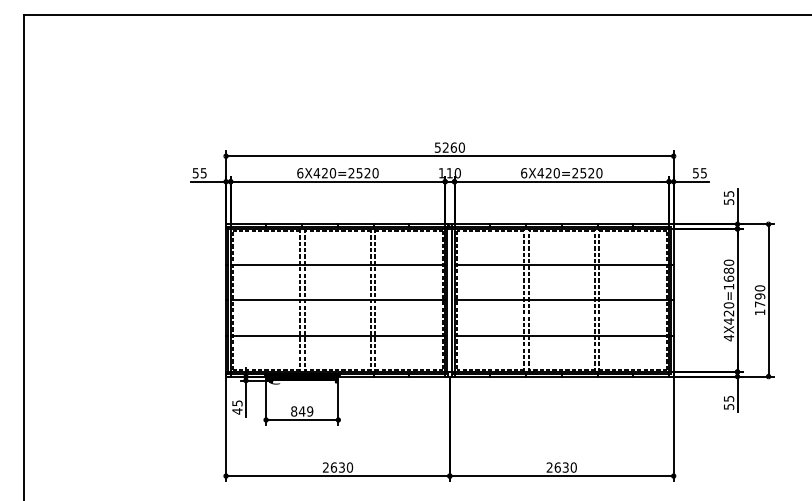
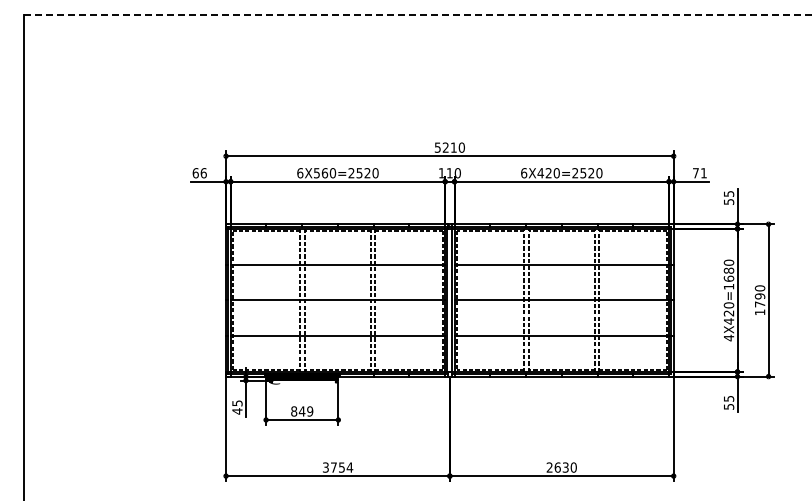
line: solid -> dashed (418, 15)
text: 5260 -> 5210 (453, 147)
text: 55 -> 66 (199, 173)
text: 6X420=2520 -> 6X560=2520 (320, 173)
text: 55 -> 71 (699, 173)
text: 2630 -> 3754 (338, 467)
